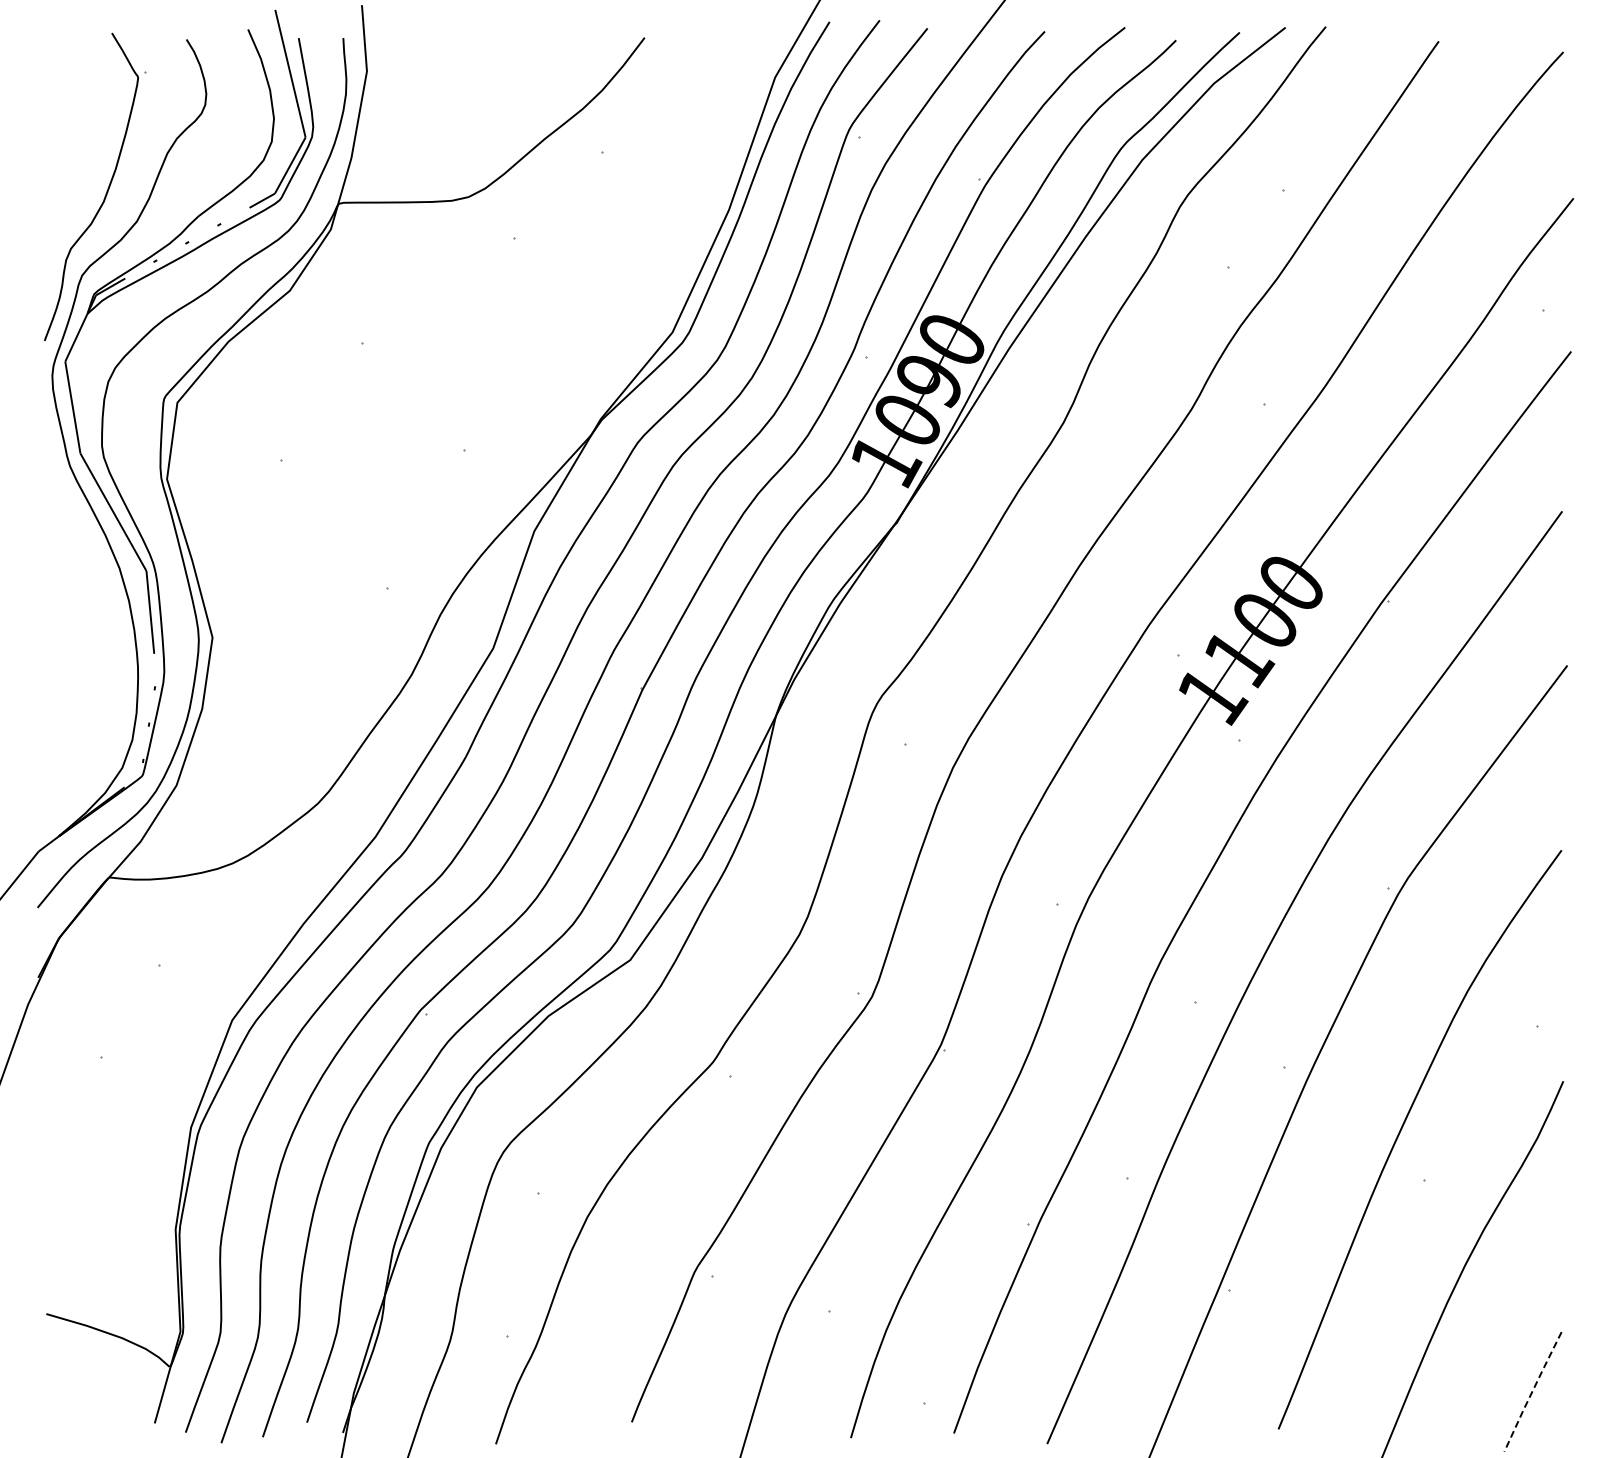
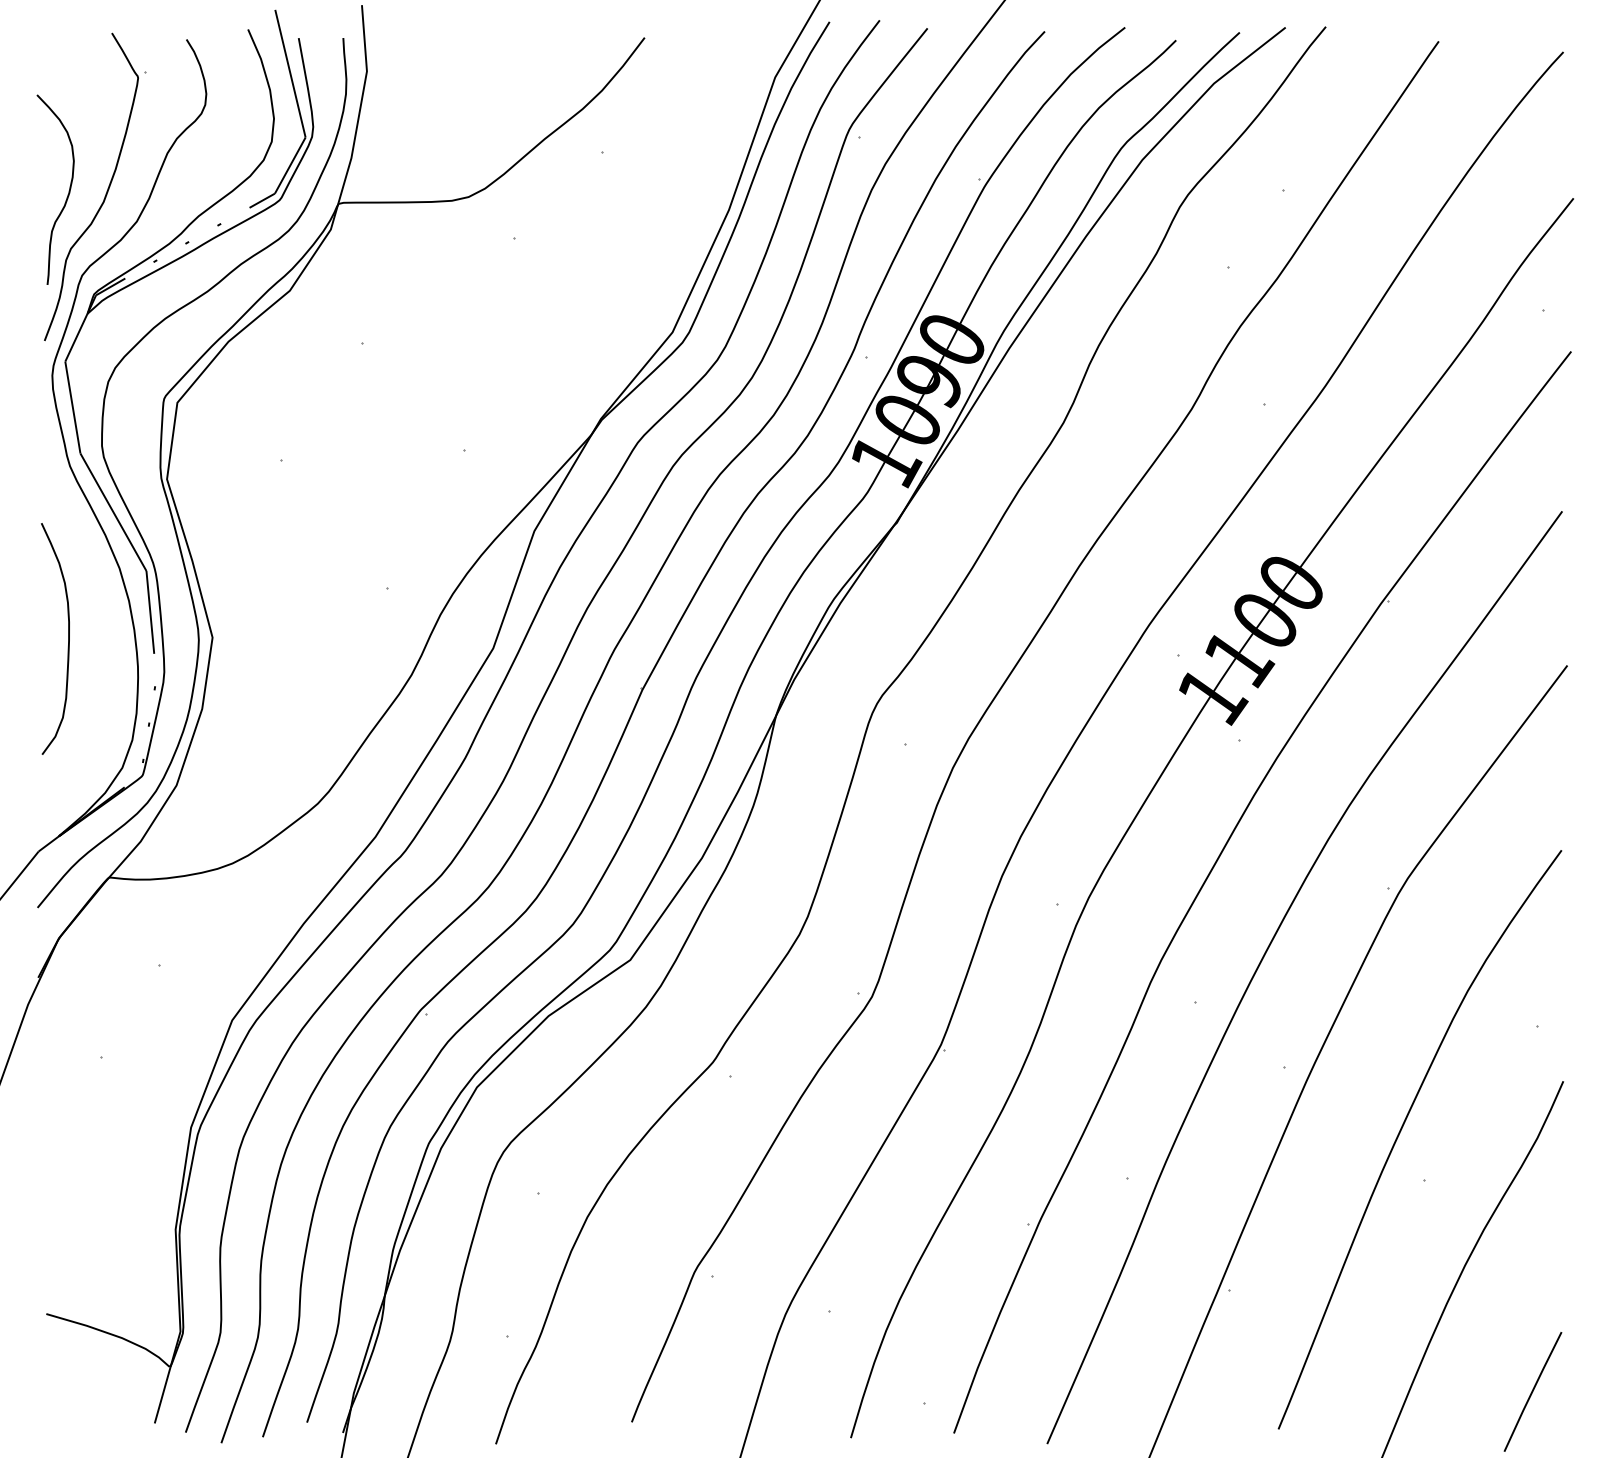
curve: none -> present (67, 194)
curve: none -> present (68, 638)
line: dashed -> solid (1532, 1391)
